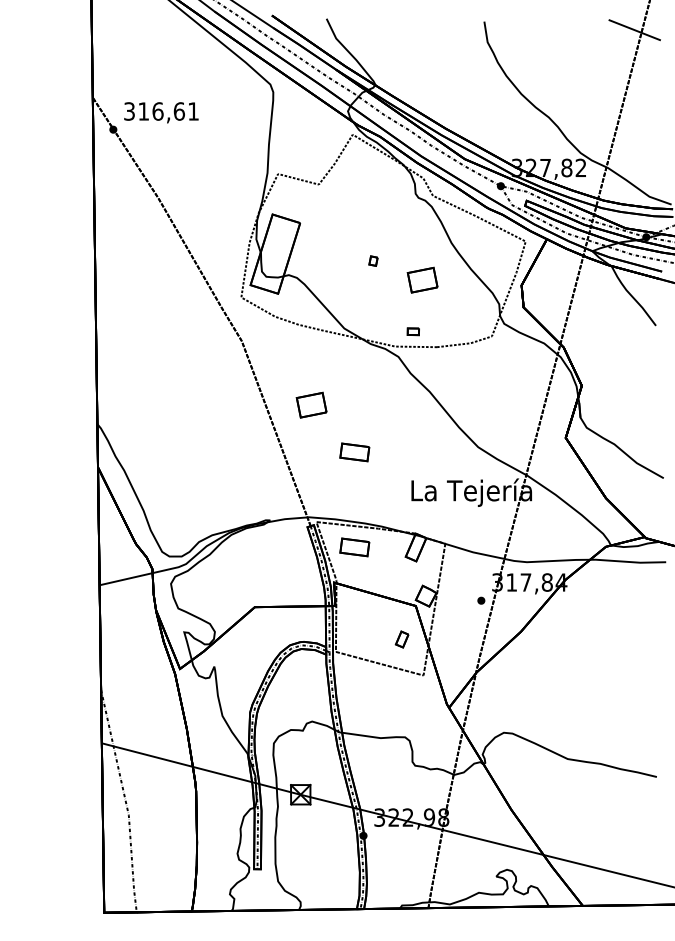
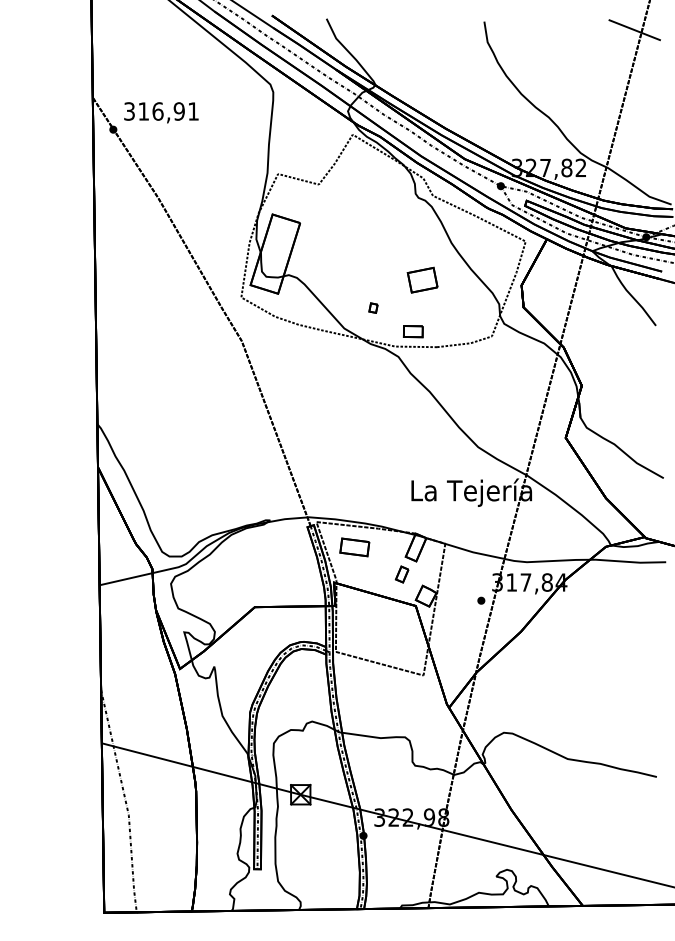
text: 316,61 -> 316,91 (178, 111)
part position: (373, 260) -> (373, 307) (373, 307)
part size: 14x10 px -> 21x14 px (413, 331)
part: present -> none (311, 404)
part: present -> none (354, 452)
part position: (401, 639) -> (401, 574) (401, 574)
